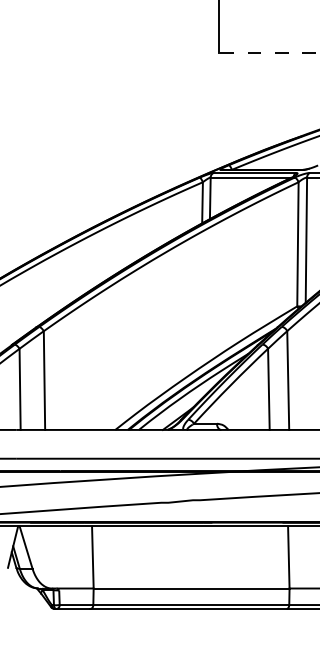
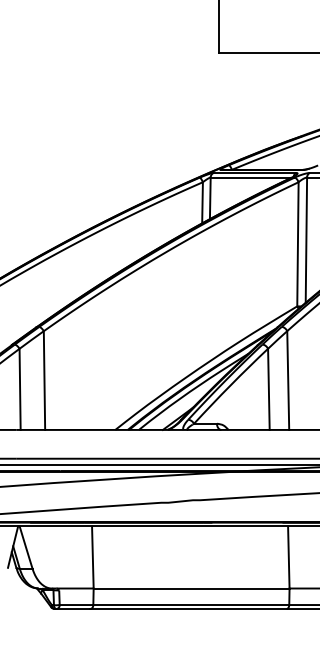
line: dashed -> solid (268, 52)
line: none -> present (159, 464)
